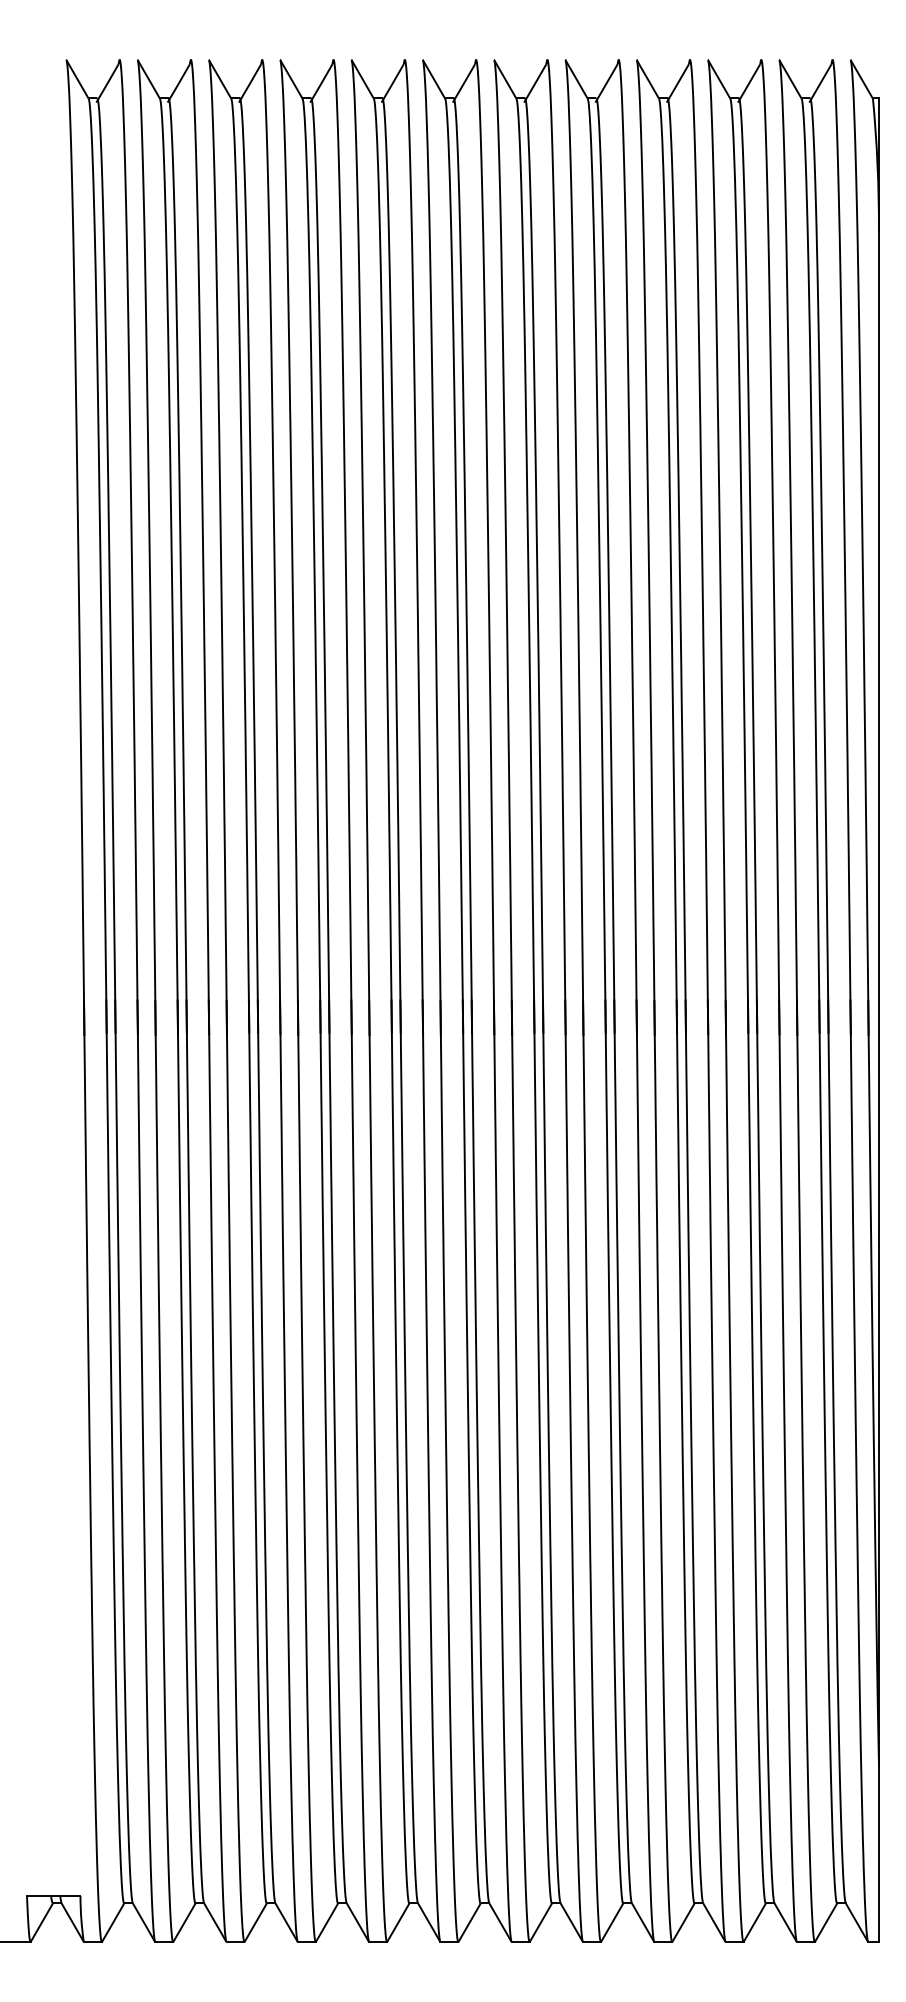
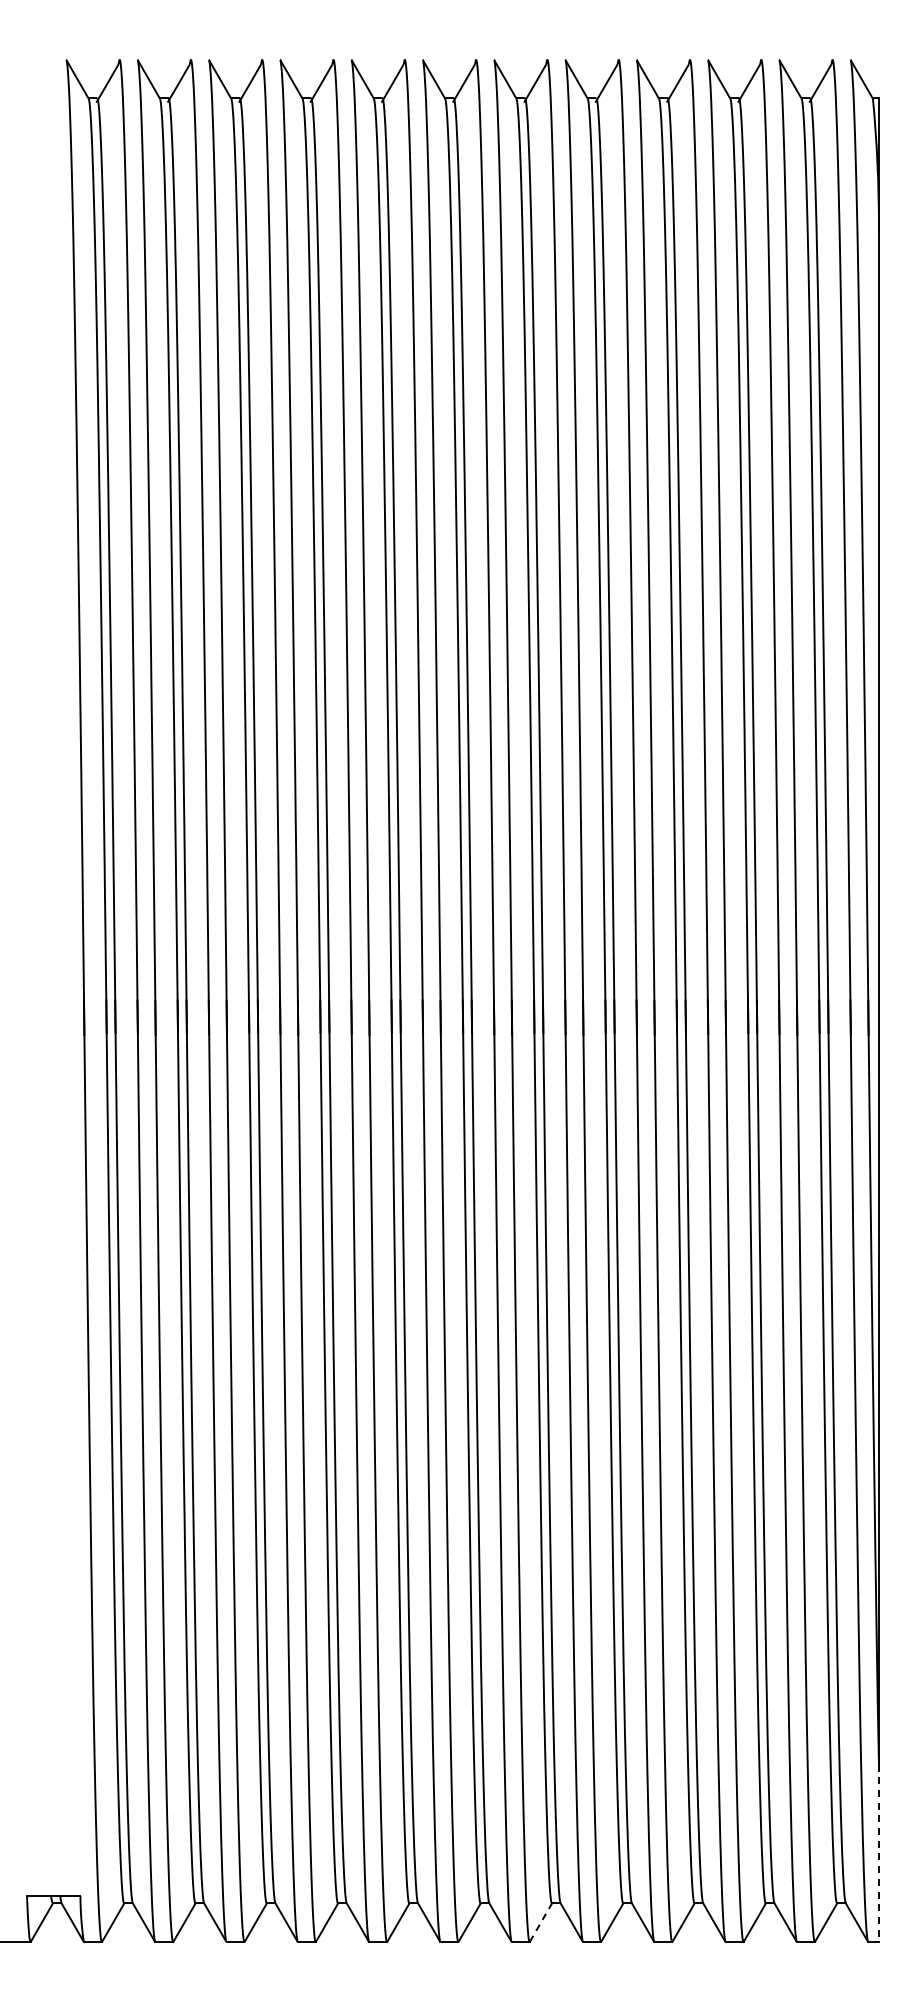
line: solid -> dashed (878, 1853)
line: solid -> dashed (540, 1922)
